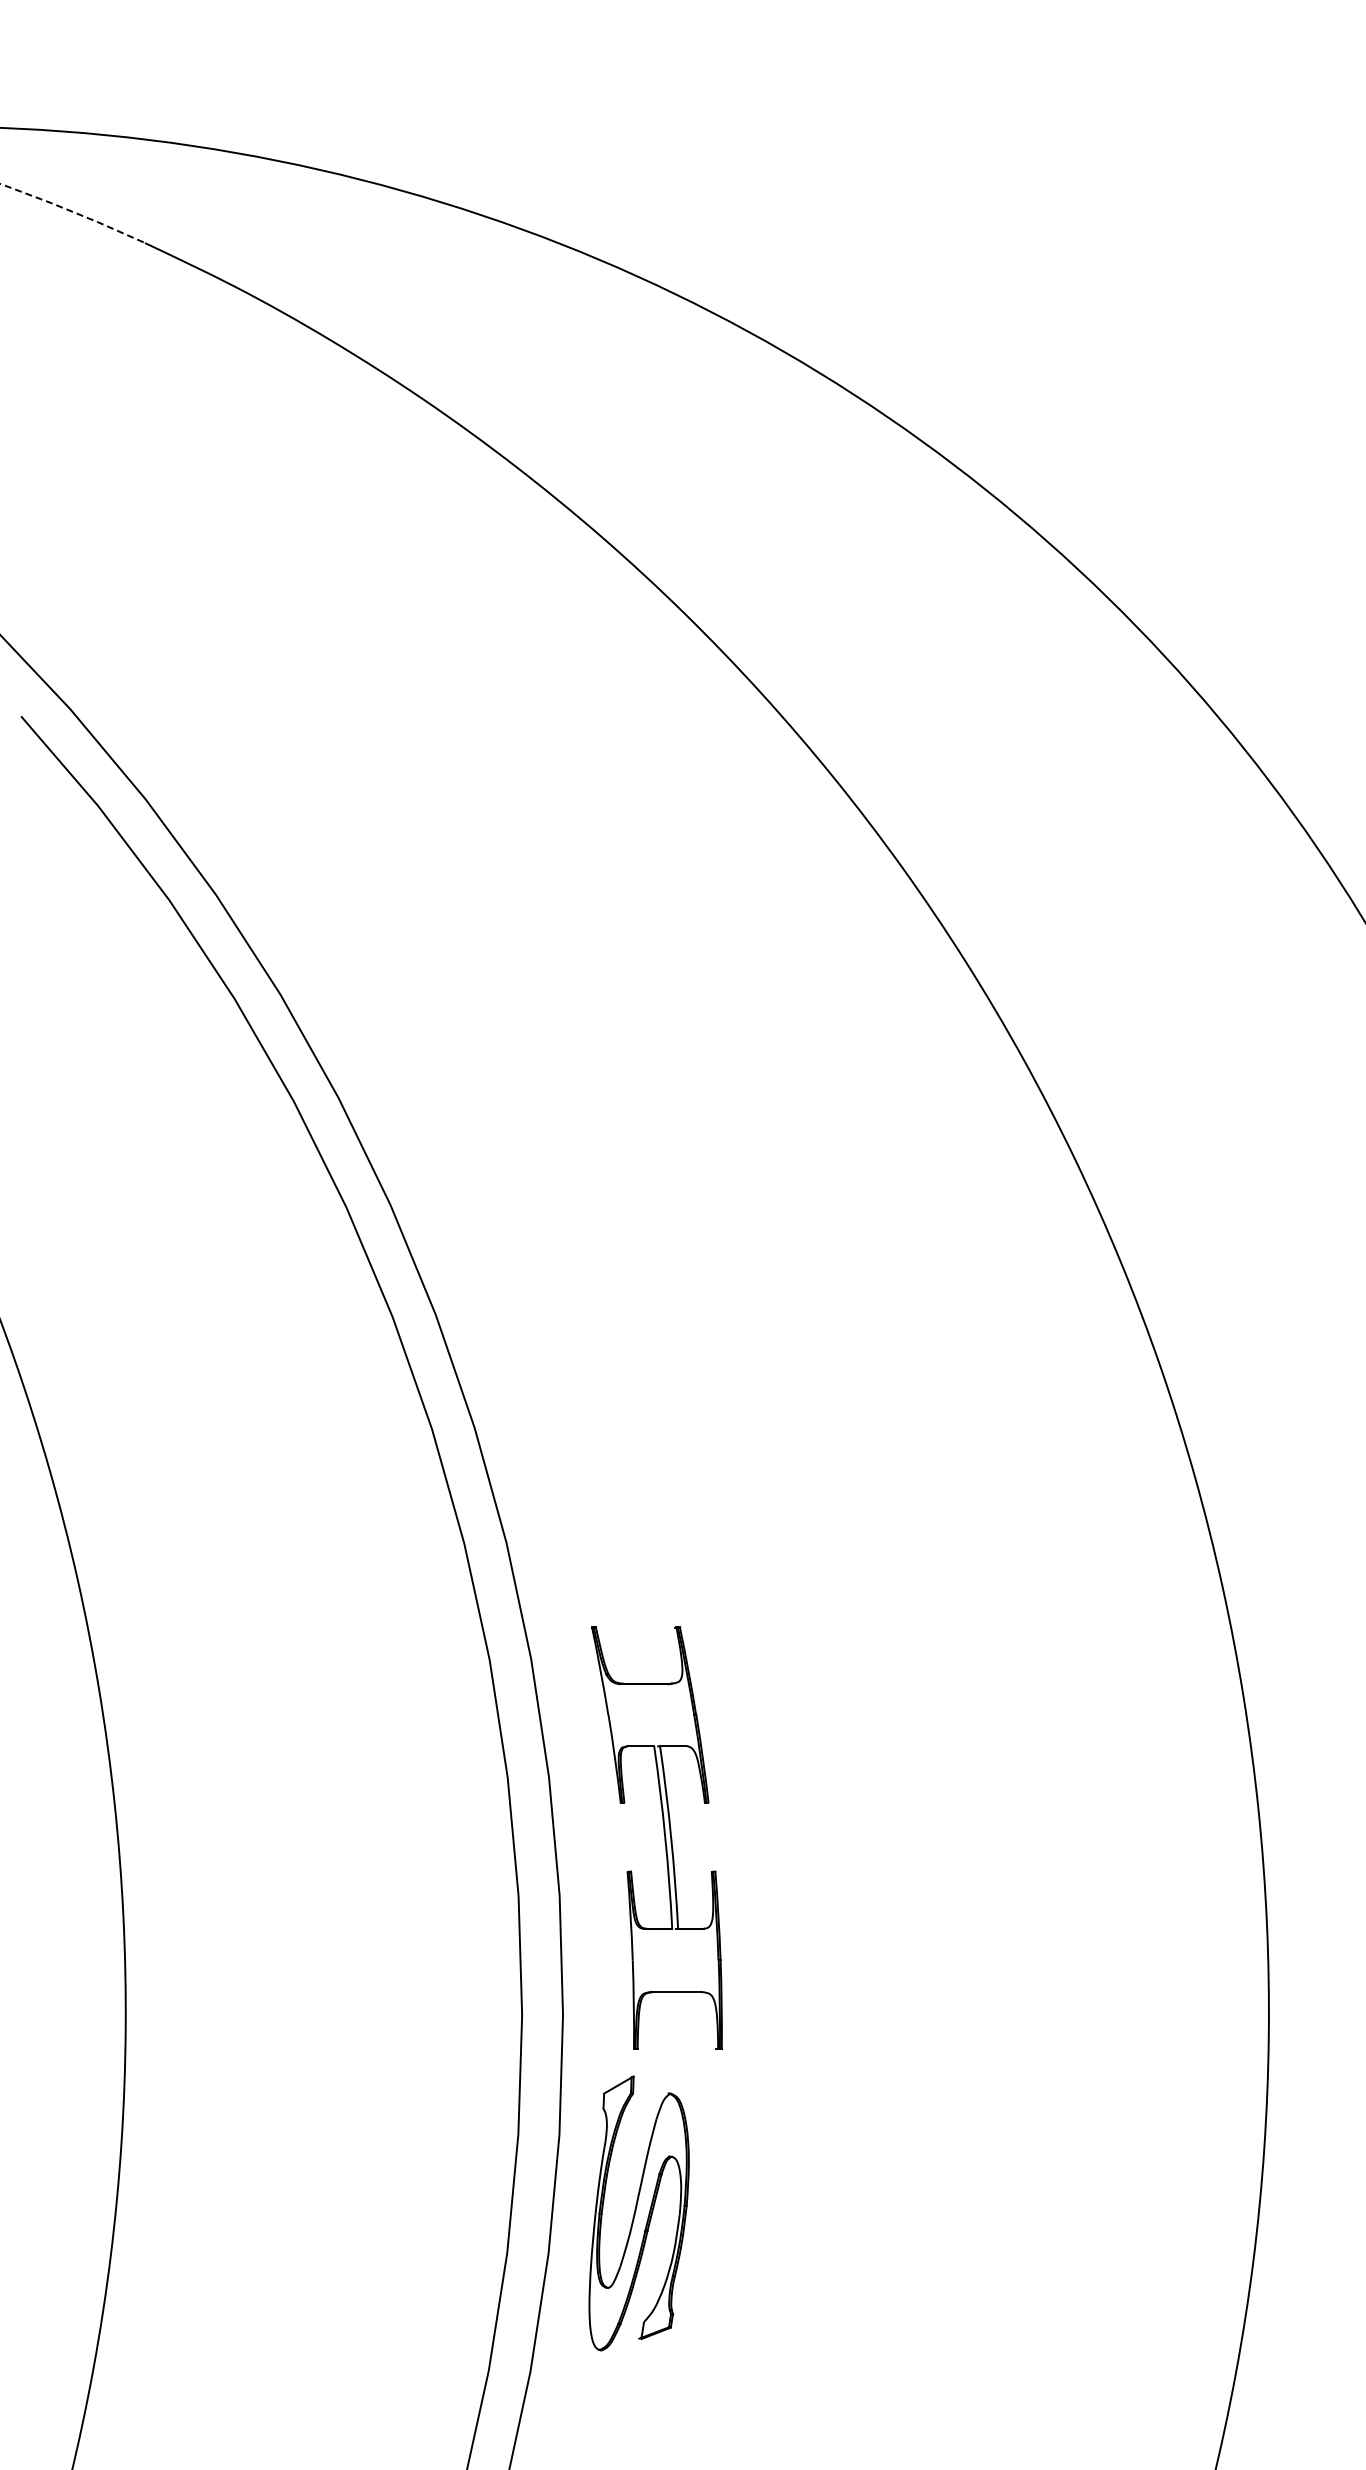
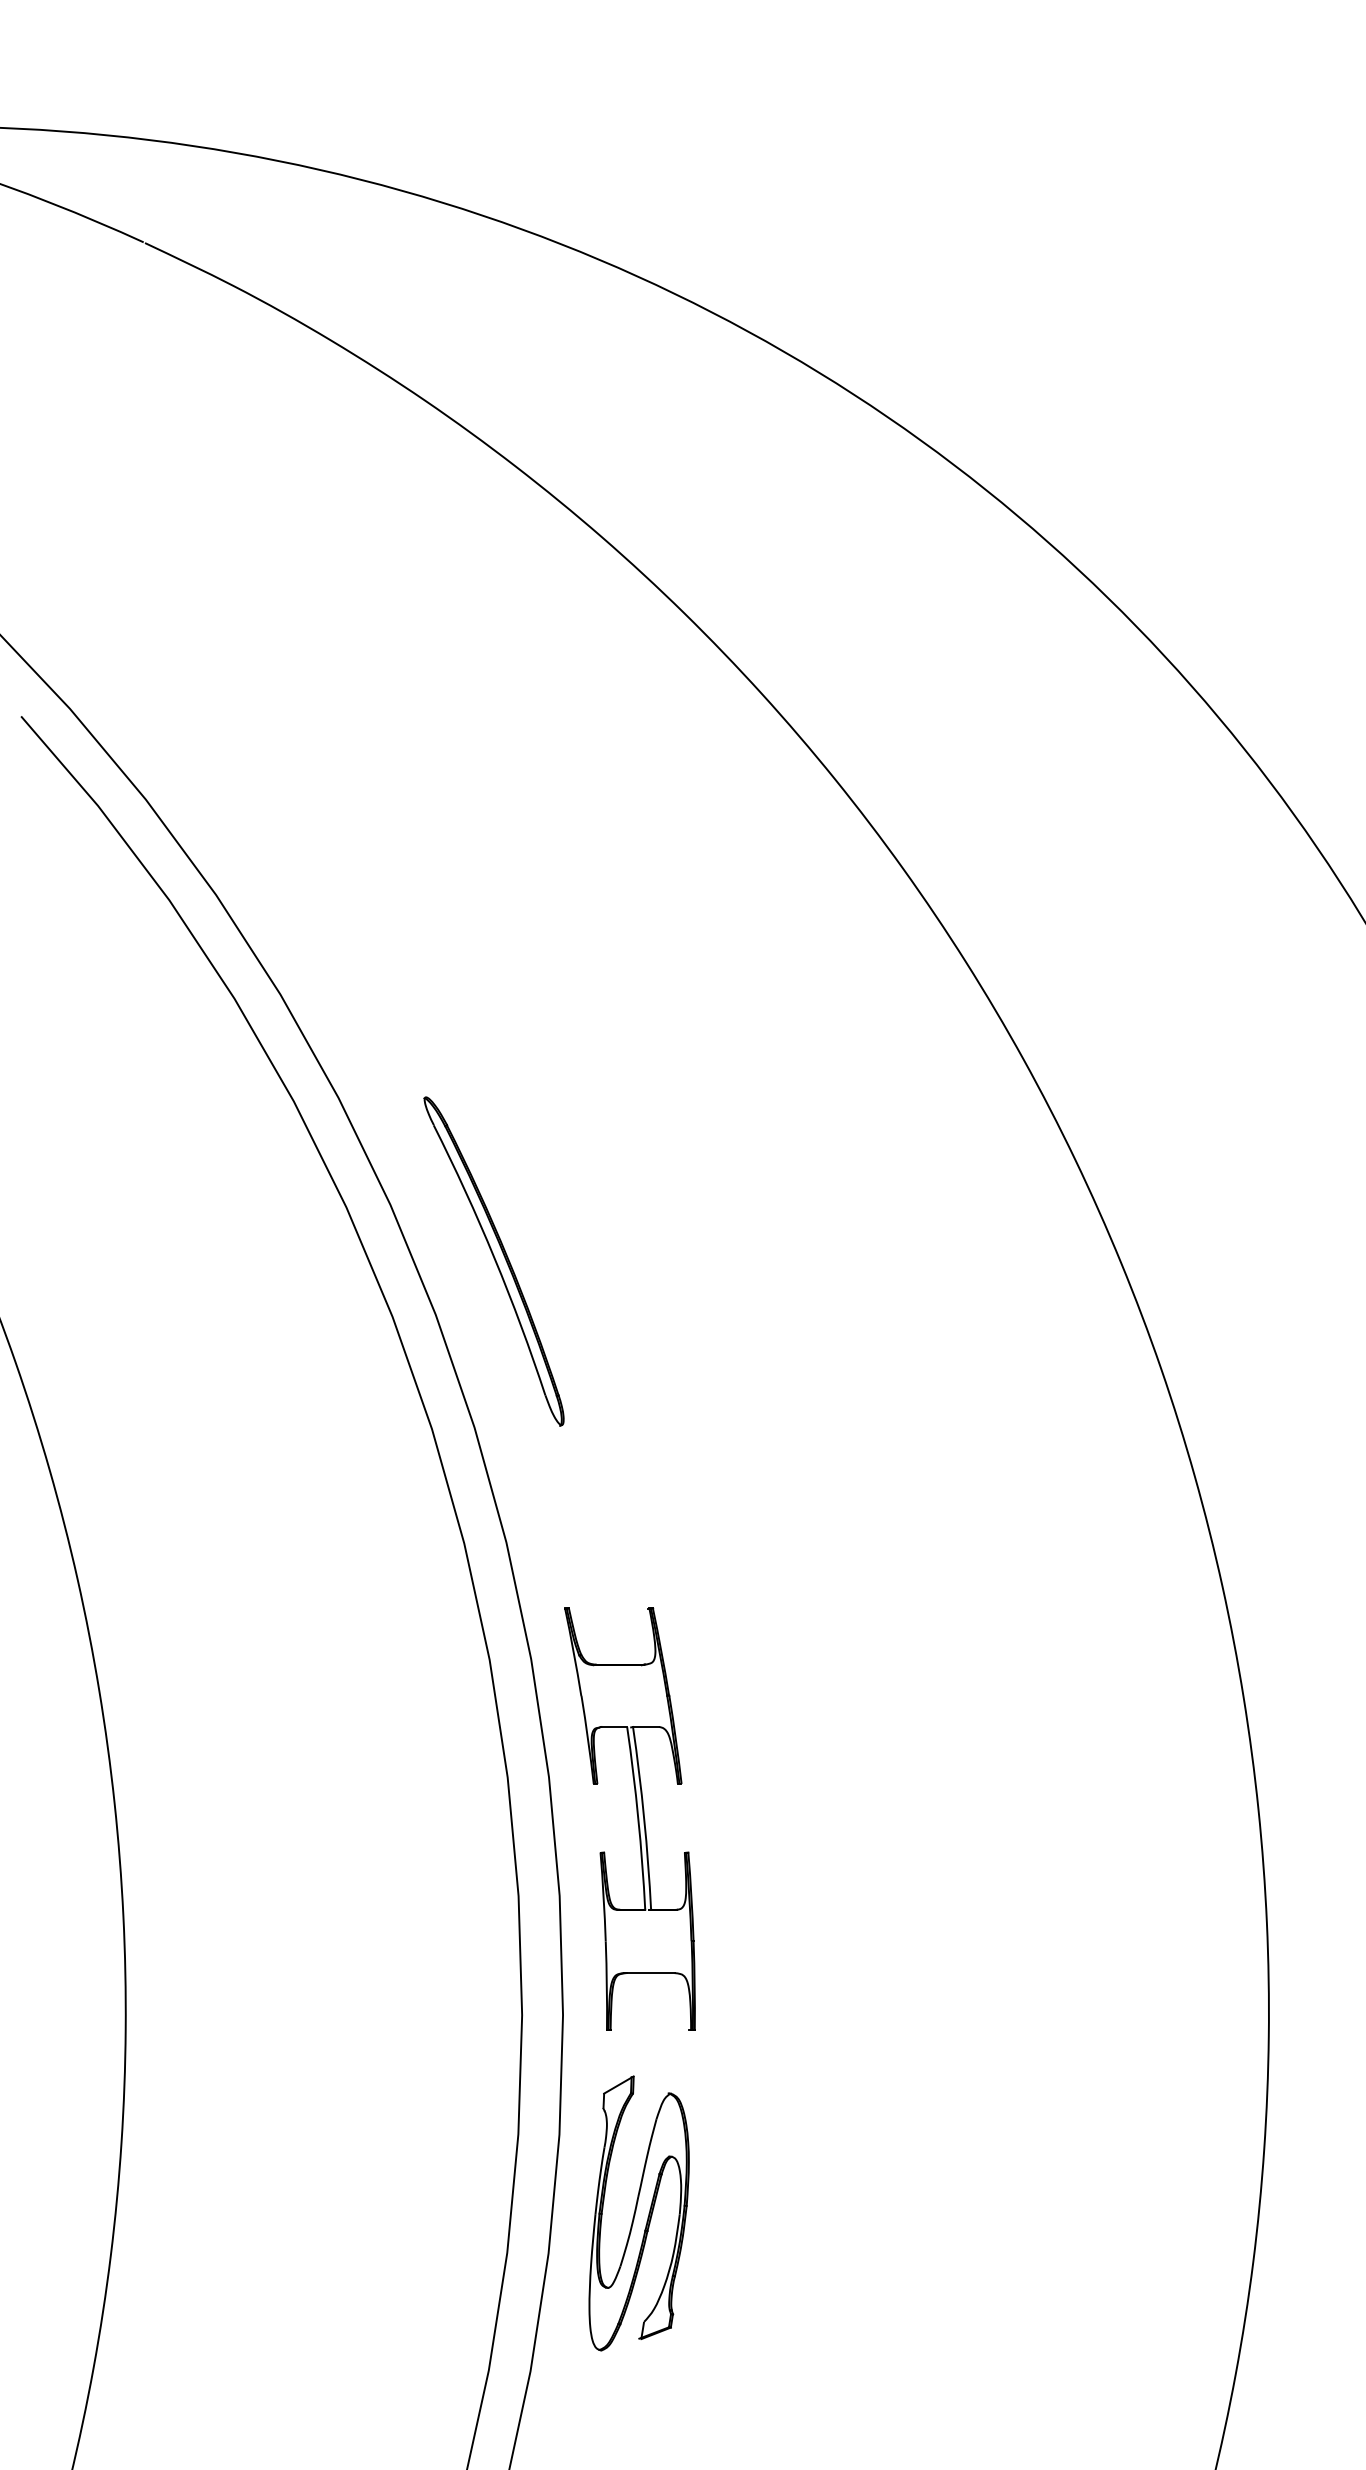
arc: dashed -> solid (72, 211)
part: none -> present (493, 1261)
part position: (664, 1837) -> (637, 1818) (637, 1818)
